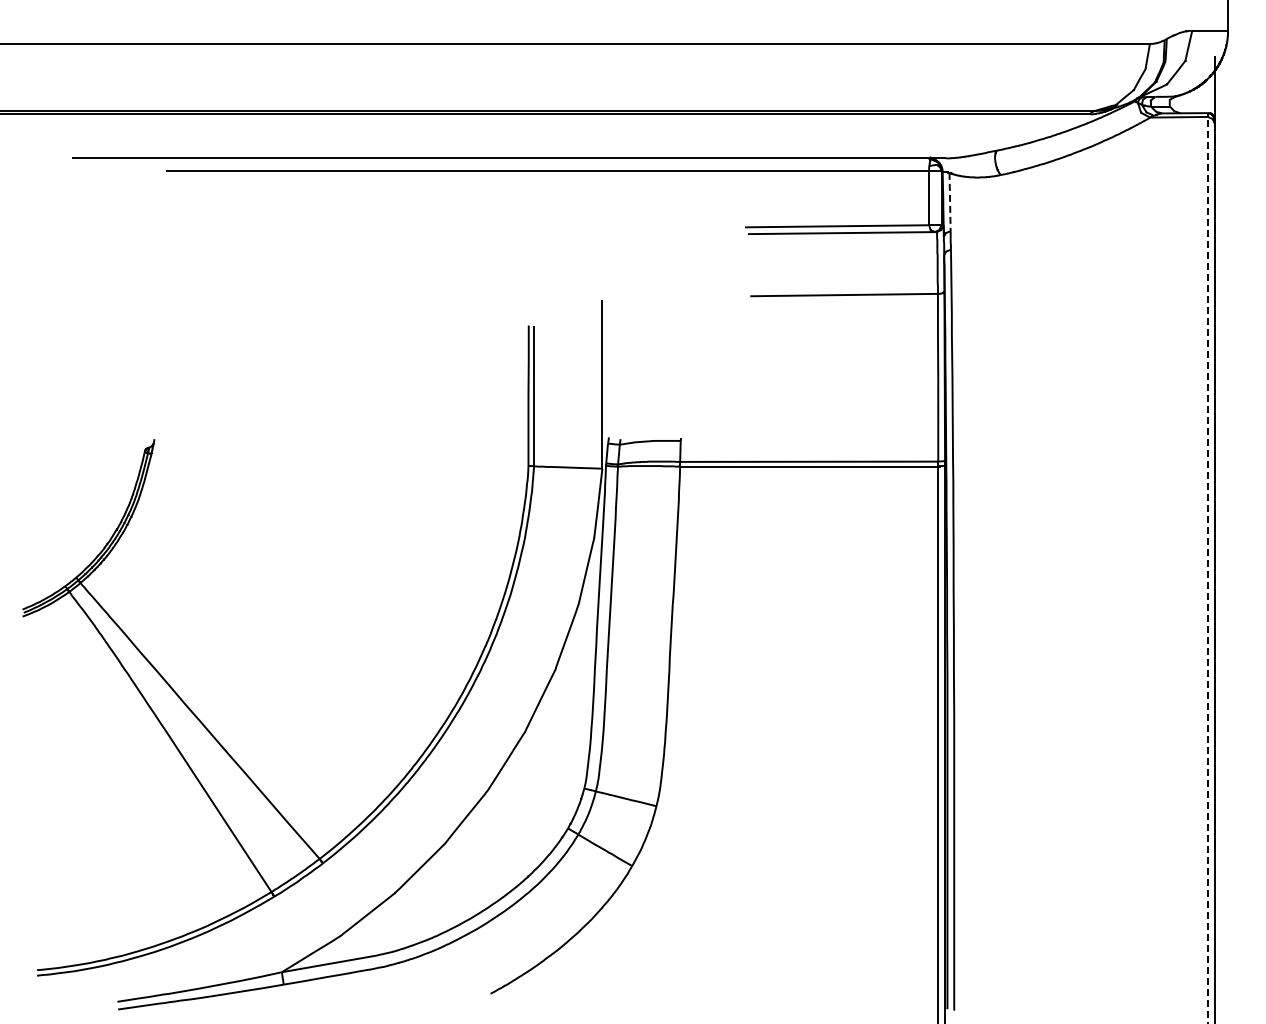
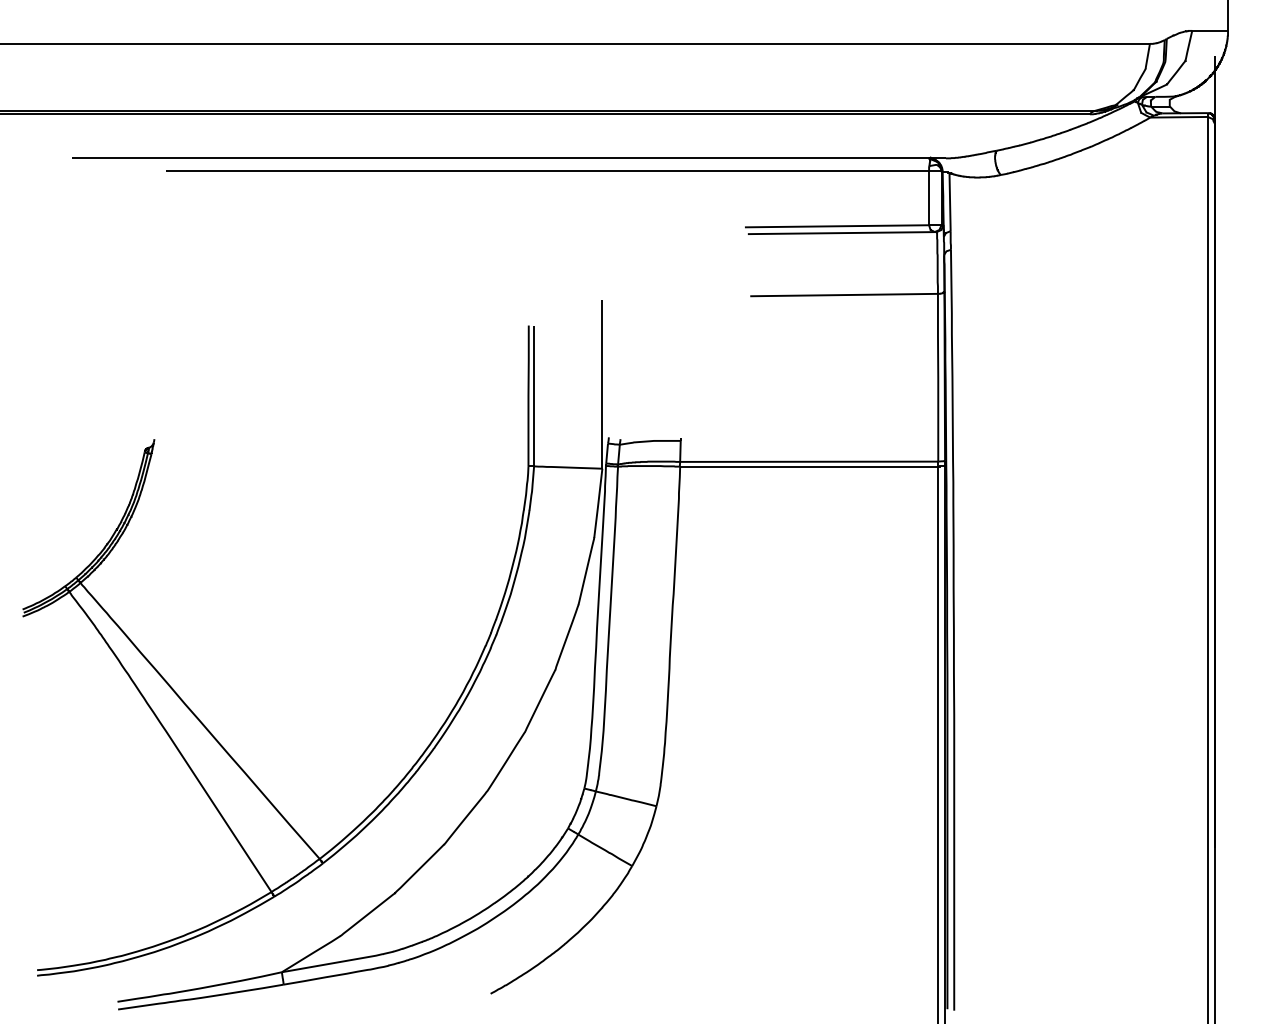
line: dashed -> solid (950, 202)
line: dashed -> solid (1207, 569)
